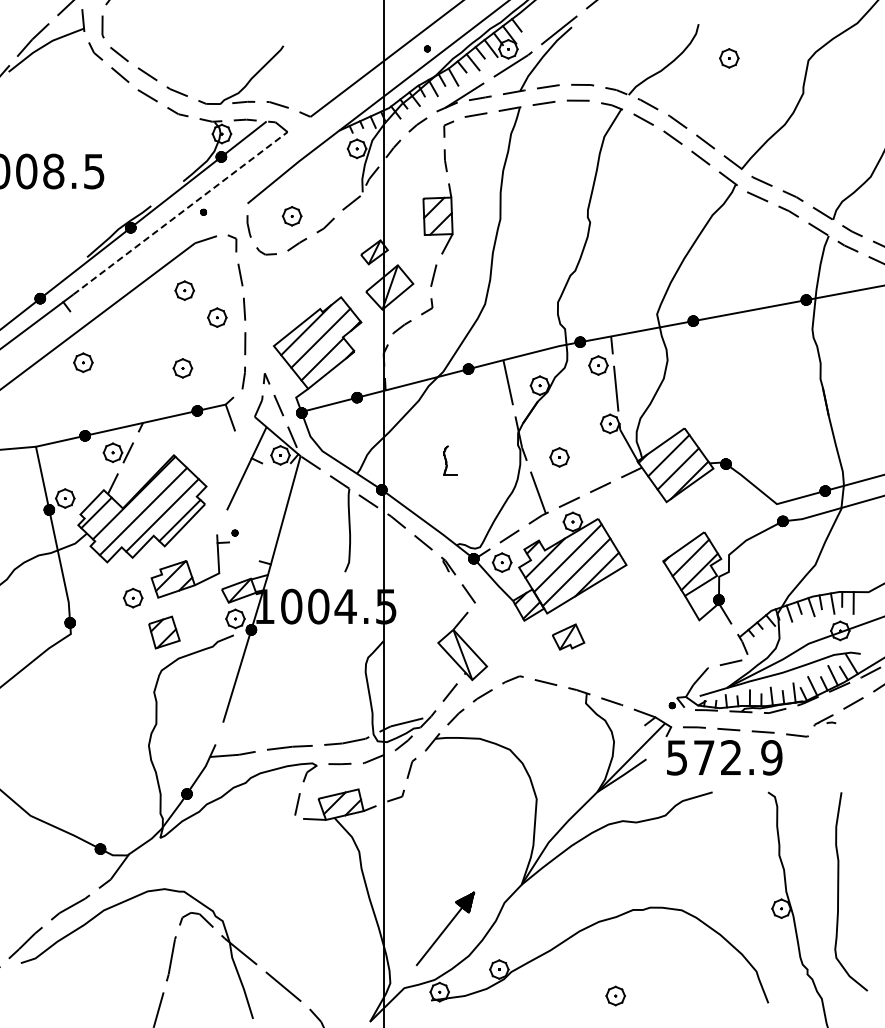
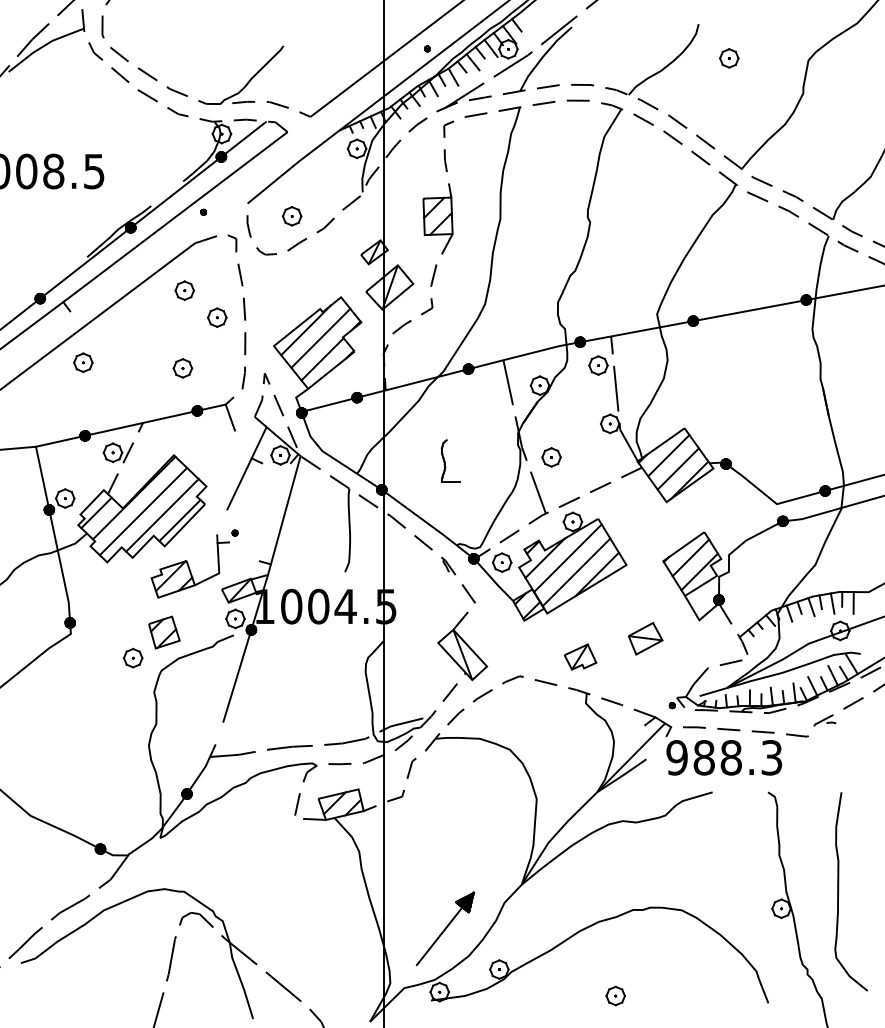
line: dashed -> solid (180, 213)
part position: (559, 457) -> (551, 457) (551, 457)
part size: 15x31 px -> 21x44 px (450, 460)
part position: (133, 597) -> (133, 657) (133, 657)
part position: (568, 636) -> (580, 656) (580, 656)
part: none -> present (645, 638)
text: 572.9 -> 988.3 (724, 757)
